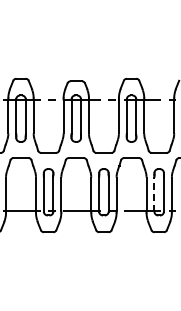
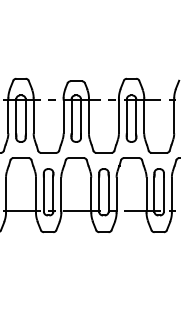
line: dashed -> solid (154, 193)
